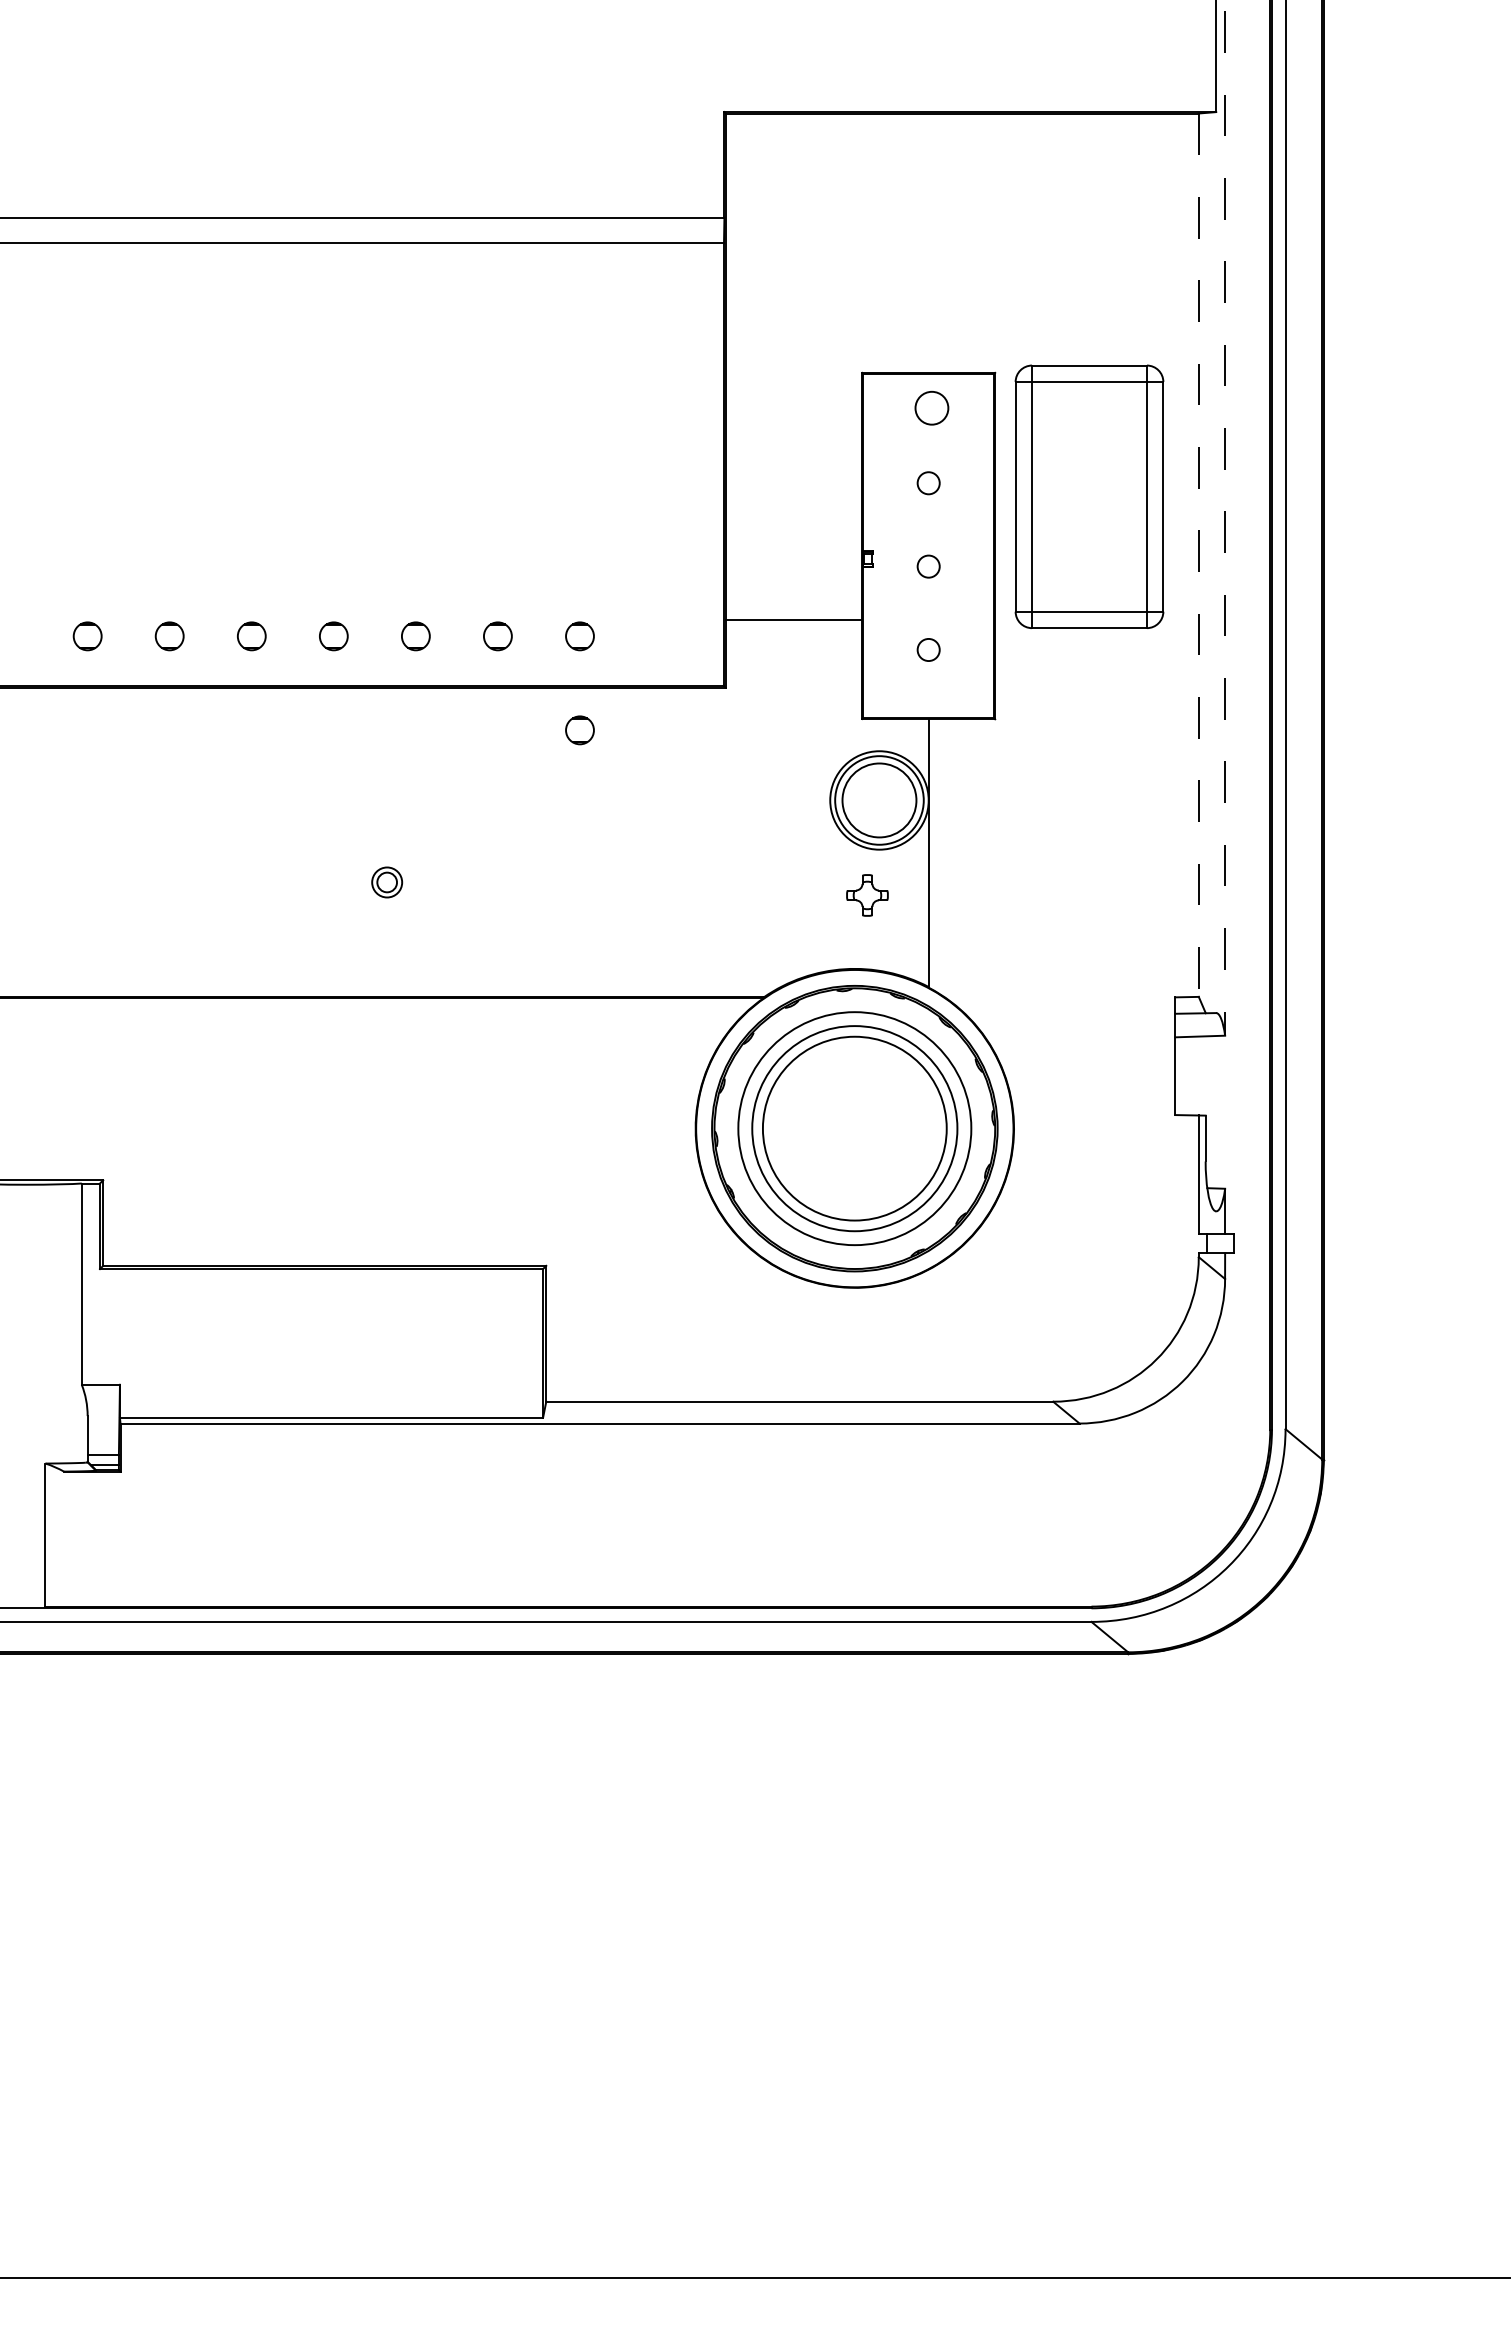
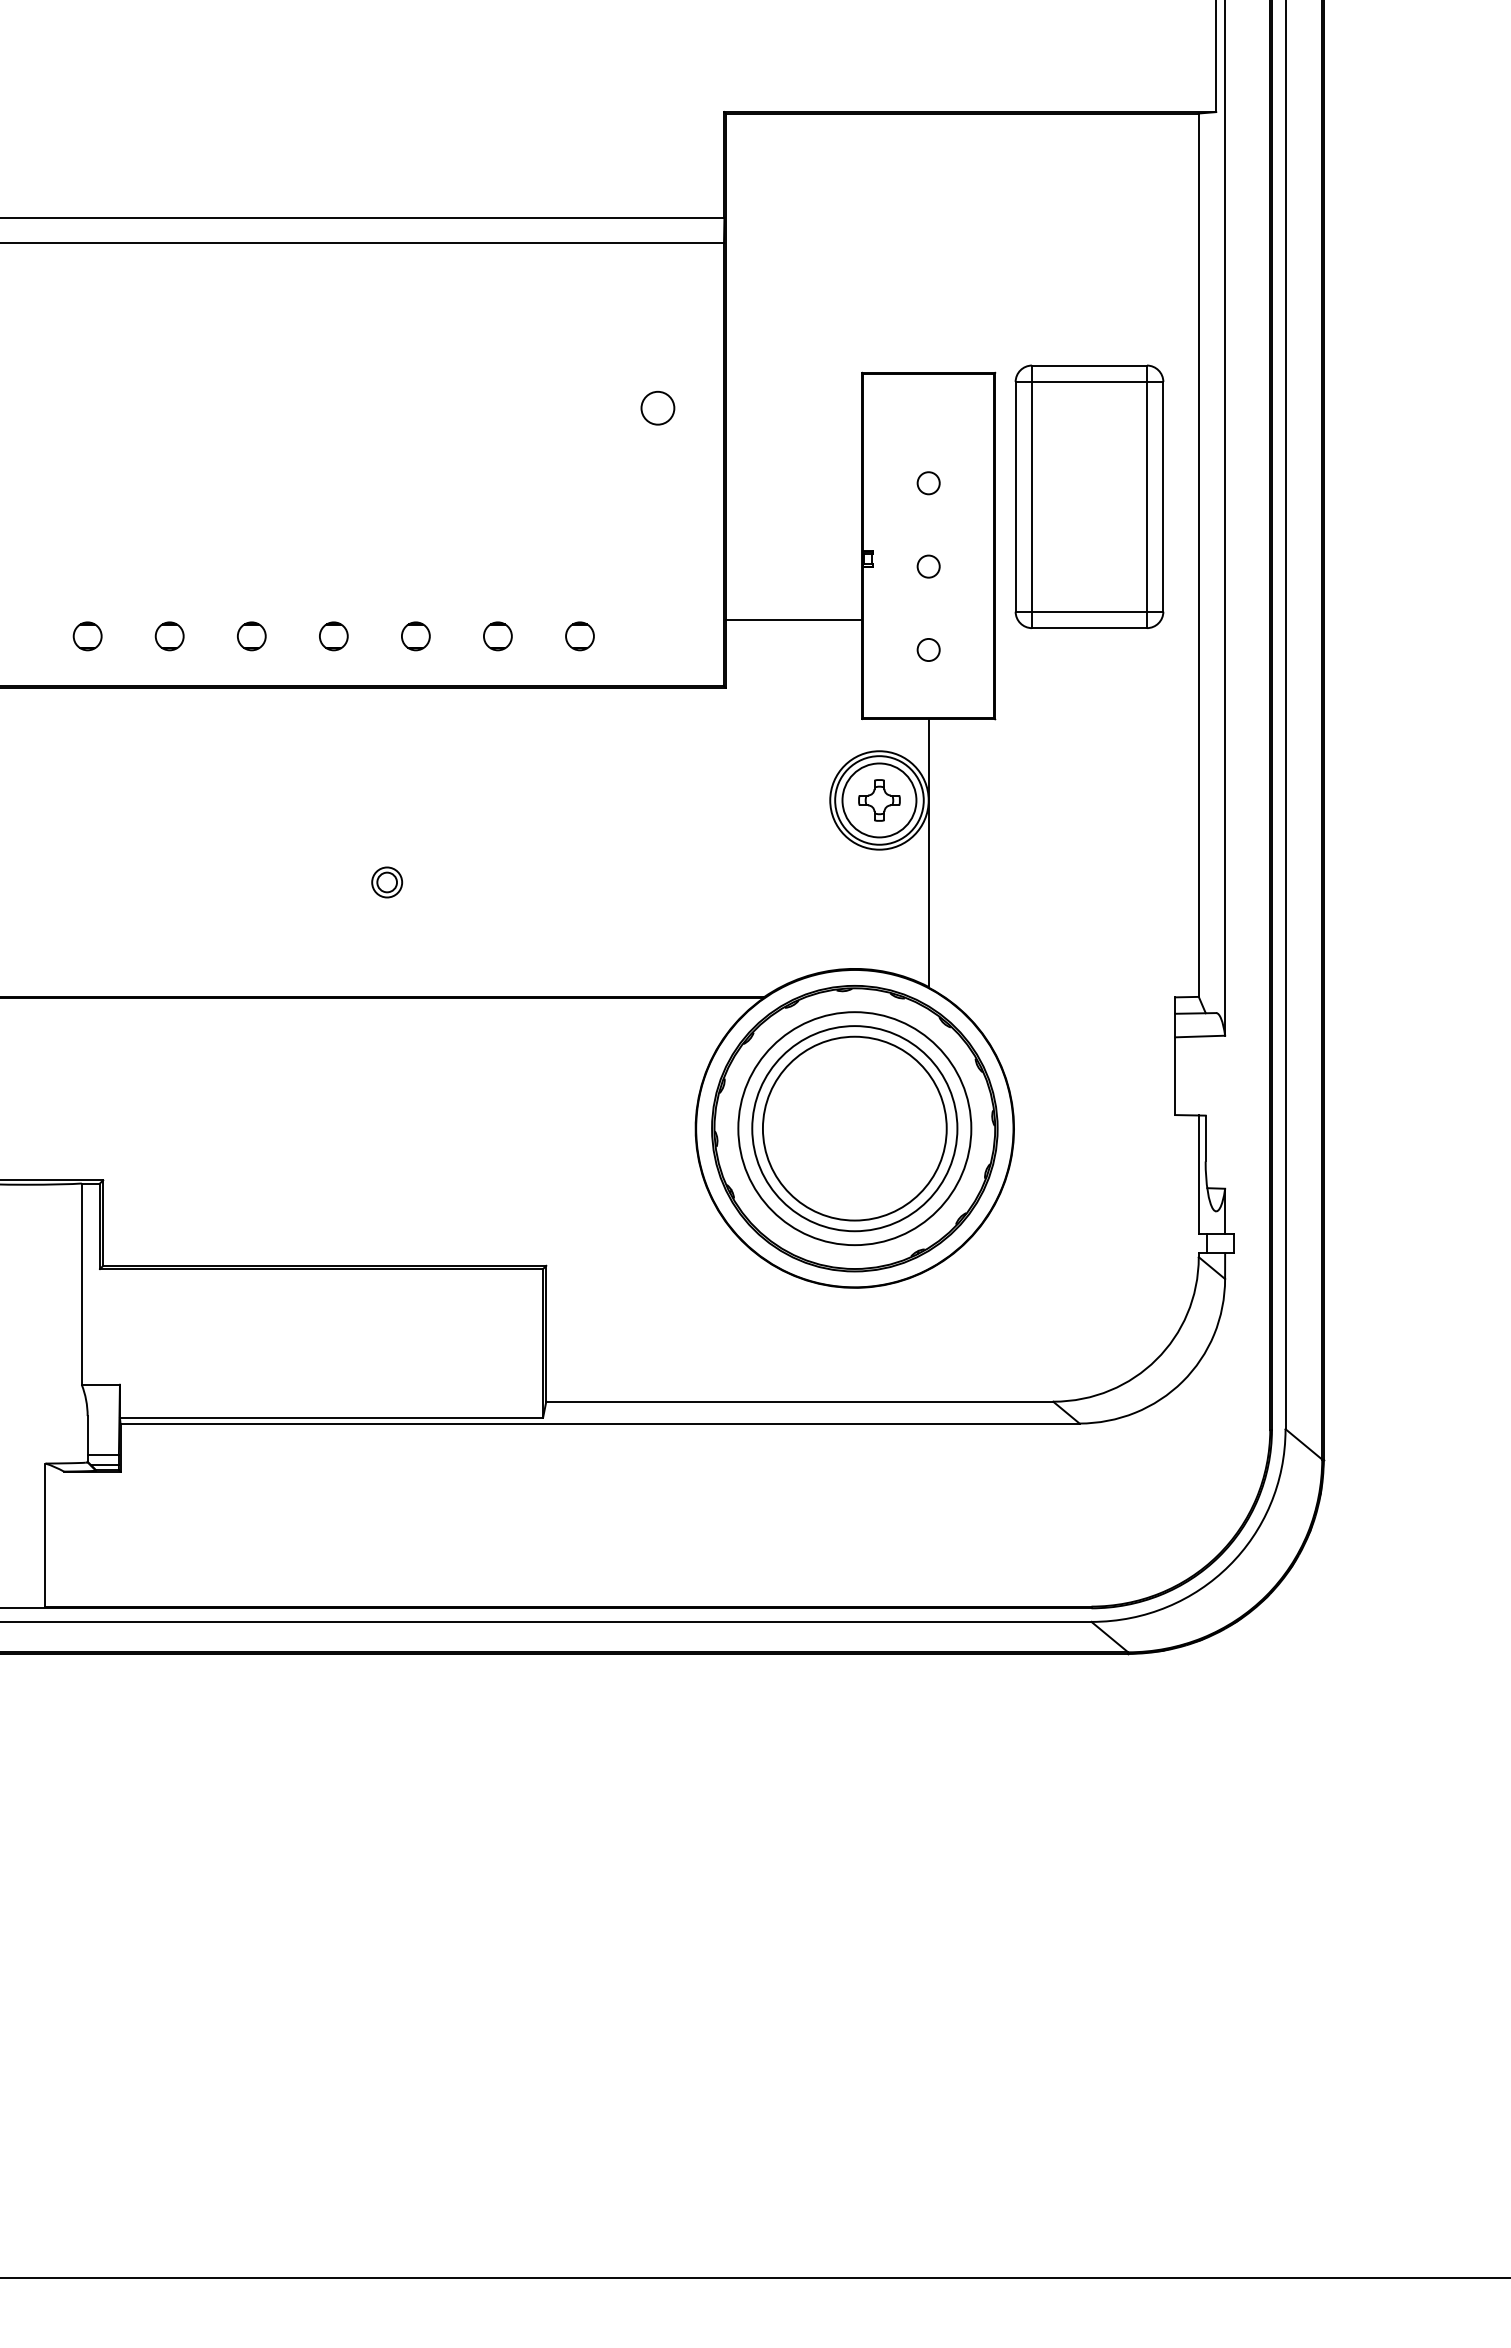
circle position: (931, 407) -> (657, 407) (657, 407)
line: dashed -> solid (1225, 517)
line: dashed -> solid (1198, 555)
part: present -> none (579, 730)
part position: (867, 895) -> (879, 800) (879, 800)
